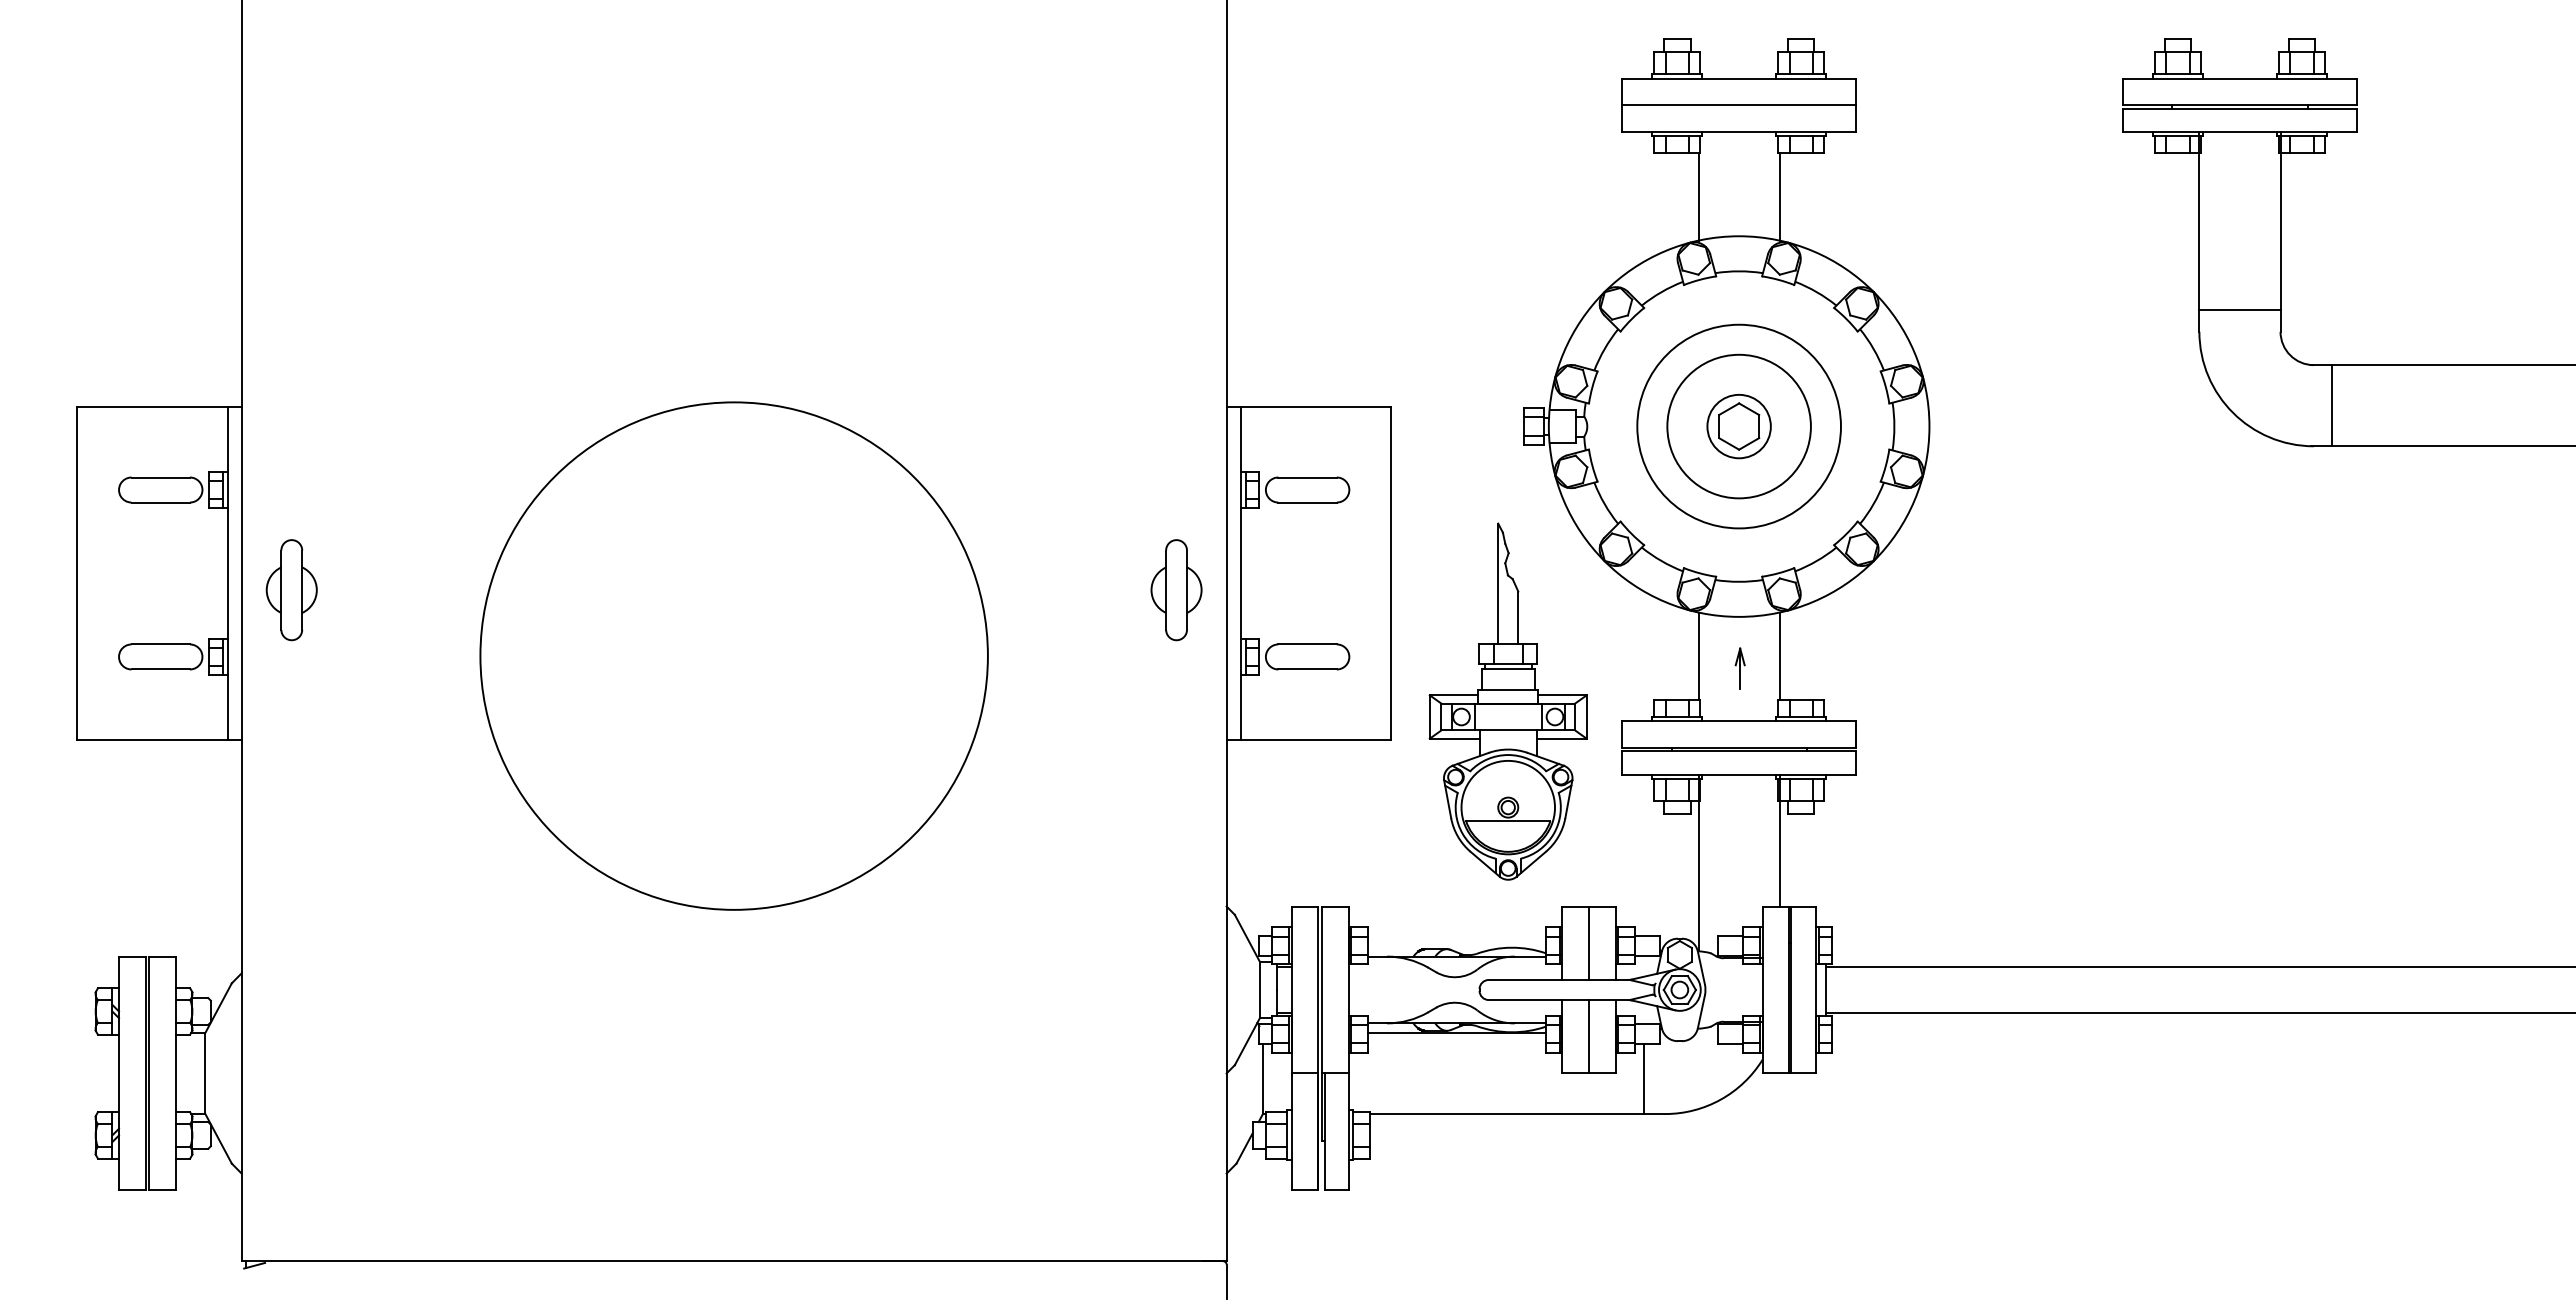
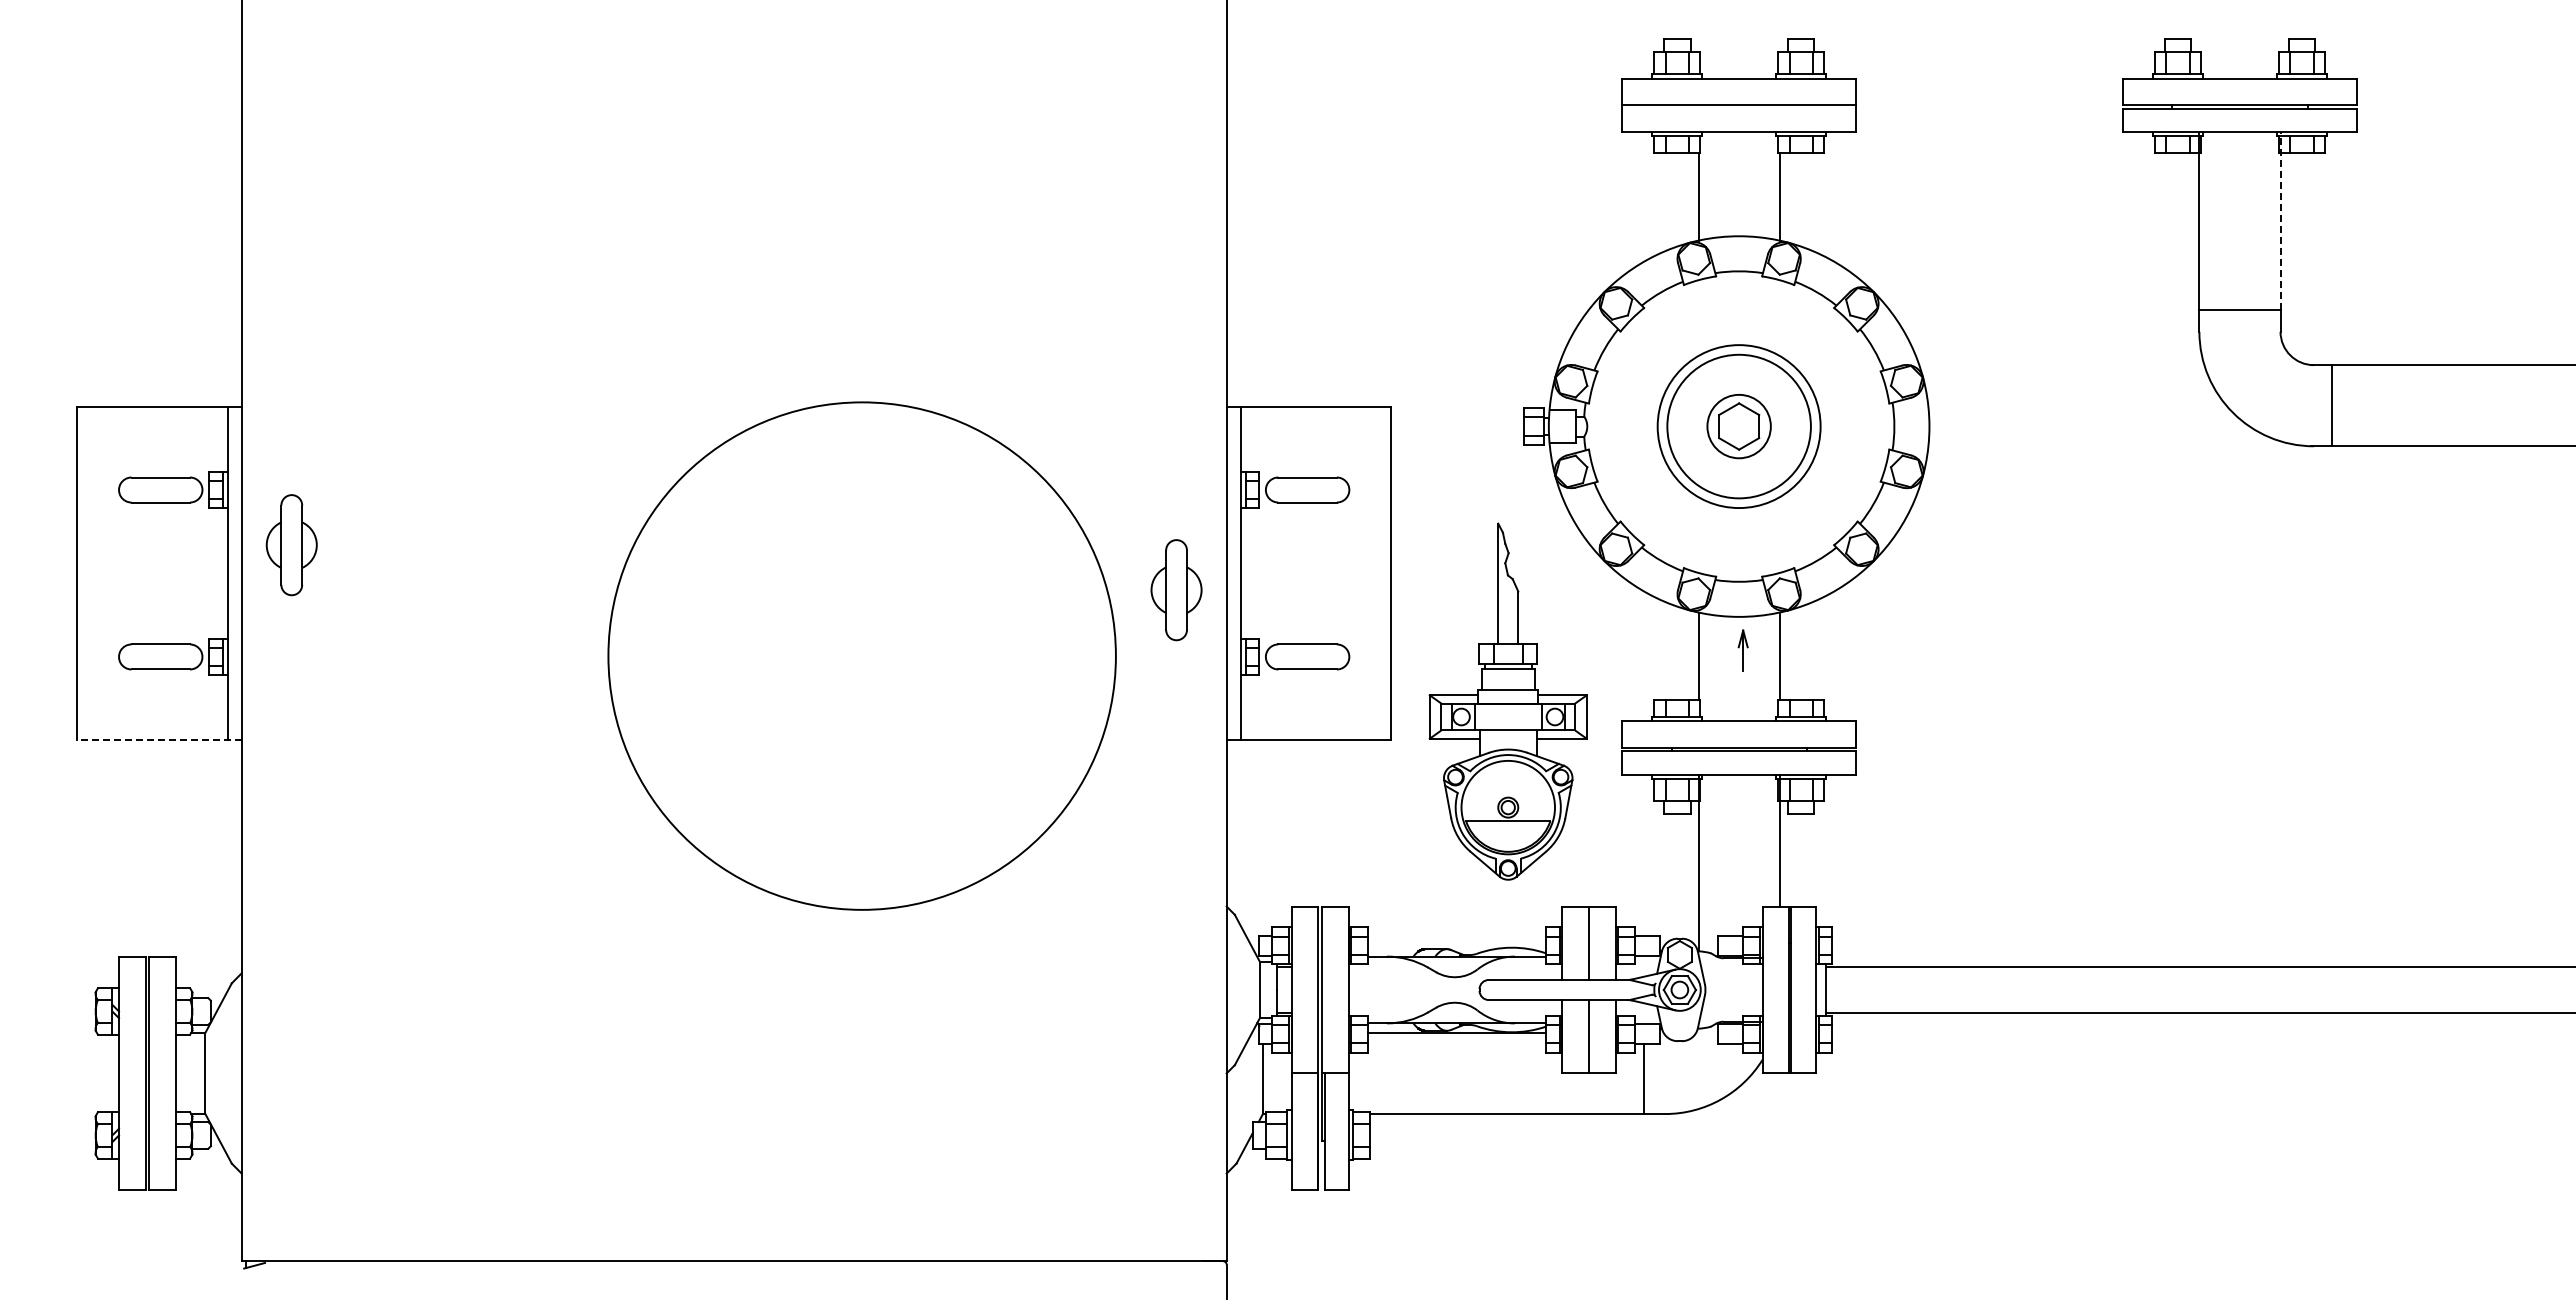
line: solid -> dashed (2280, 220)
circle diameter: 204 px -> 163 px (1738, 426)
part position: (291, 590) -> (291, 545) (291, 545)
circle position: (733, 655) -> (861, 655) (861, 655)
part position: (1739, 668) -> (1742, 650) (1742, 650)
line: solid -> dashed (158, 740)
